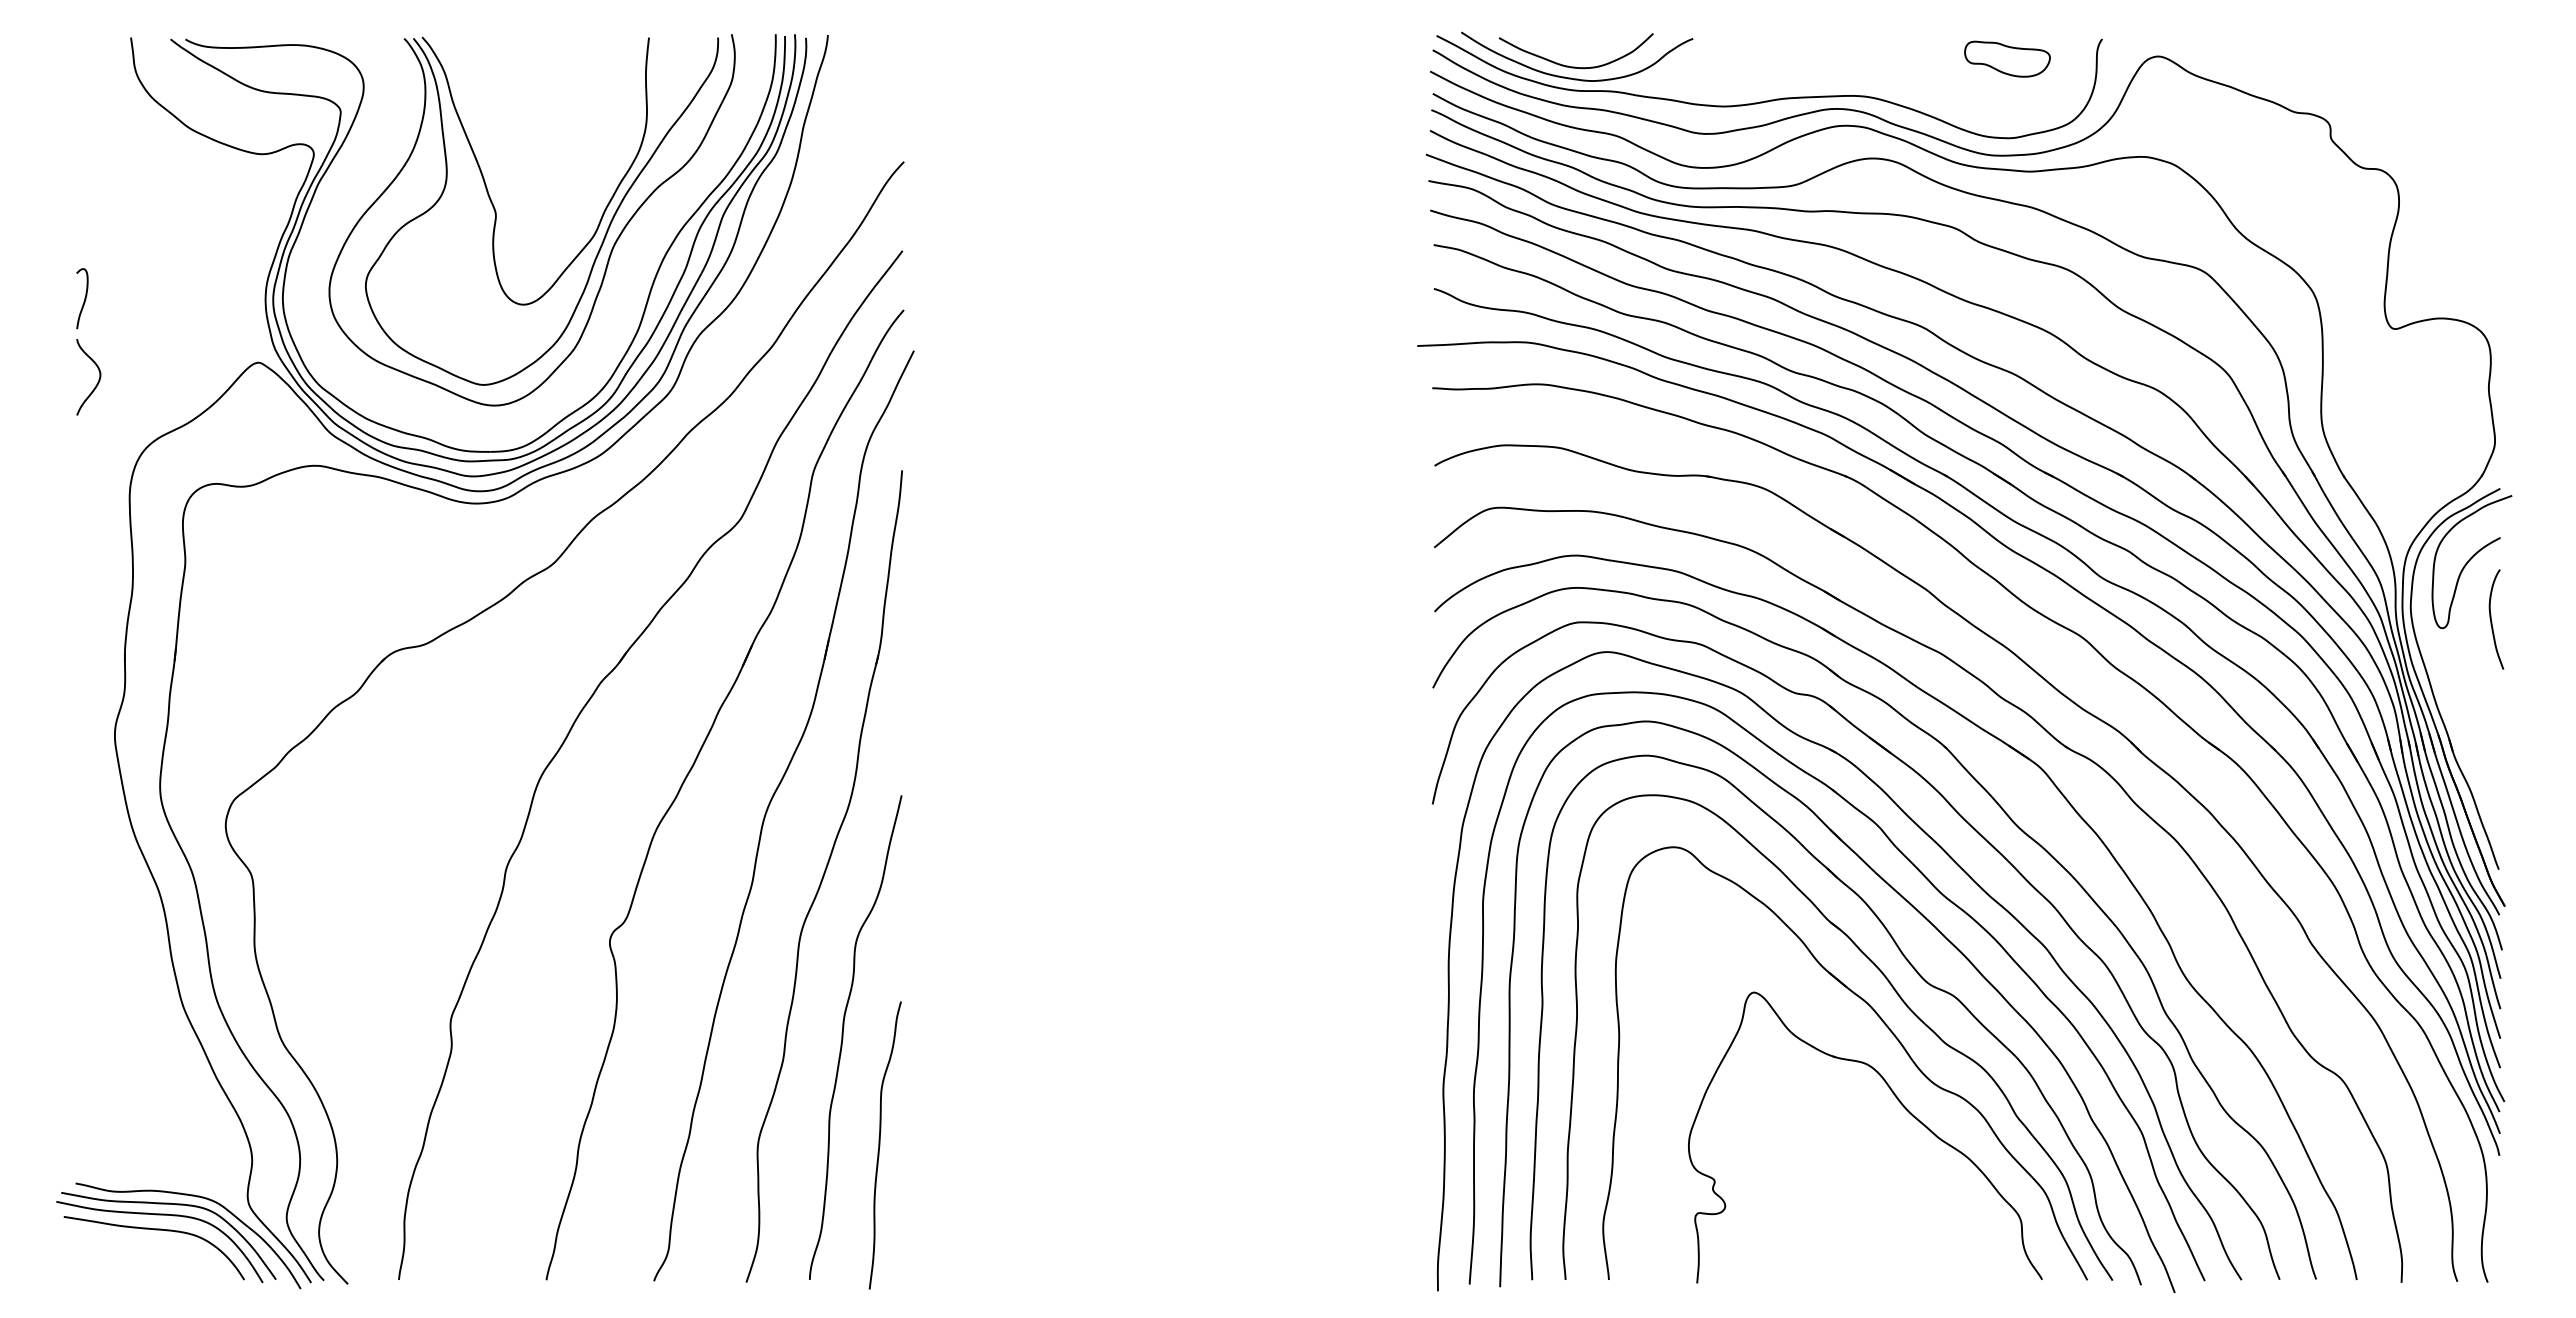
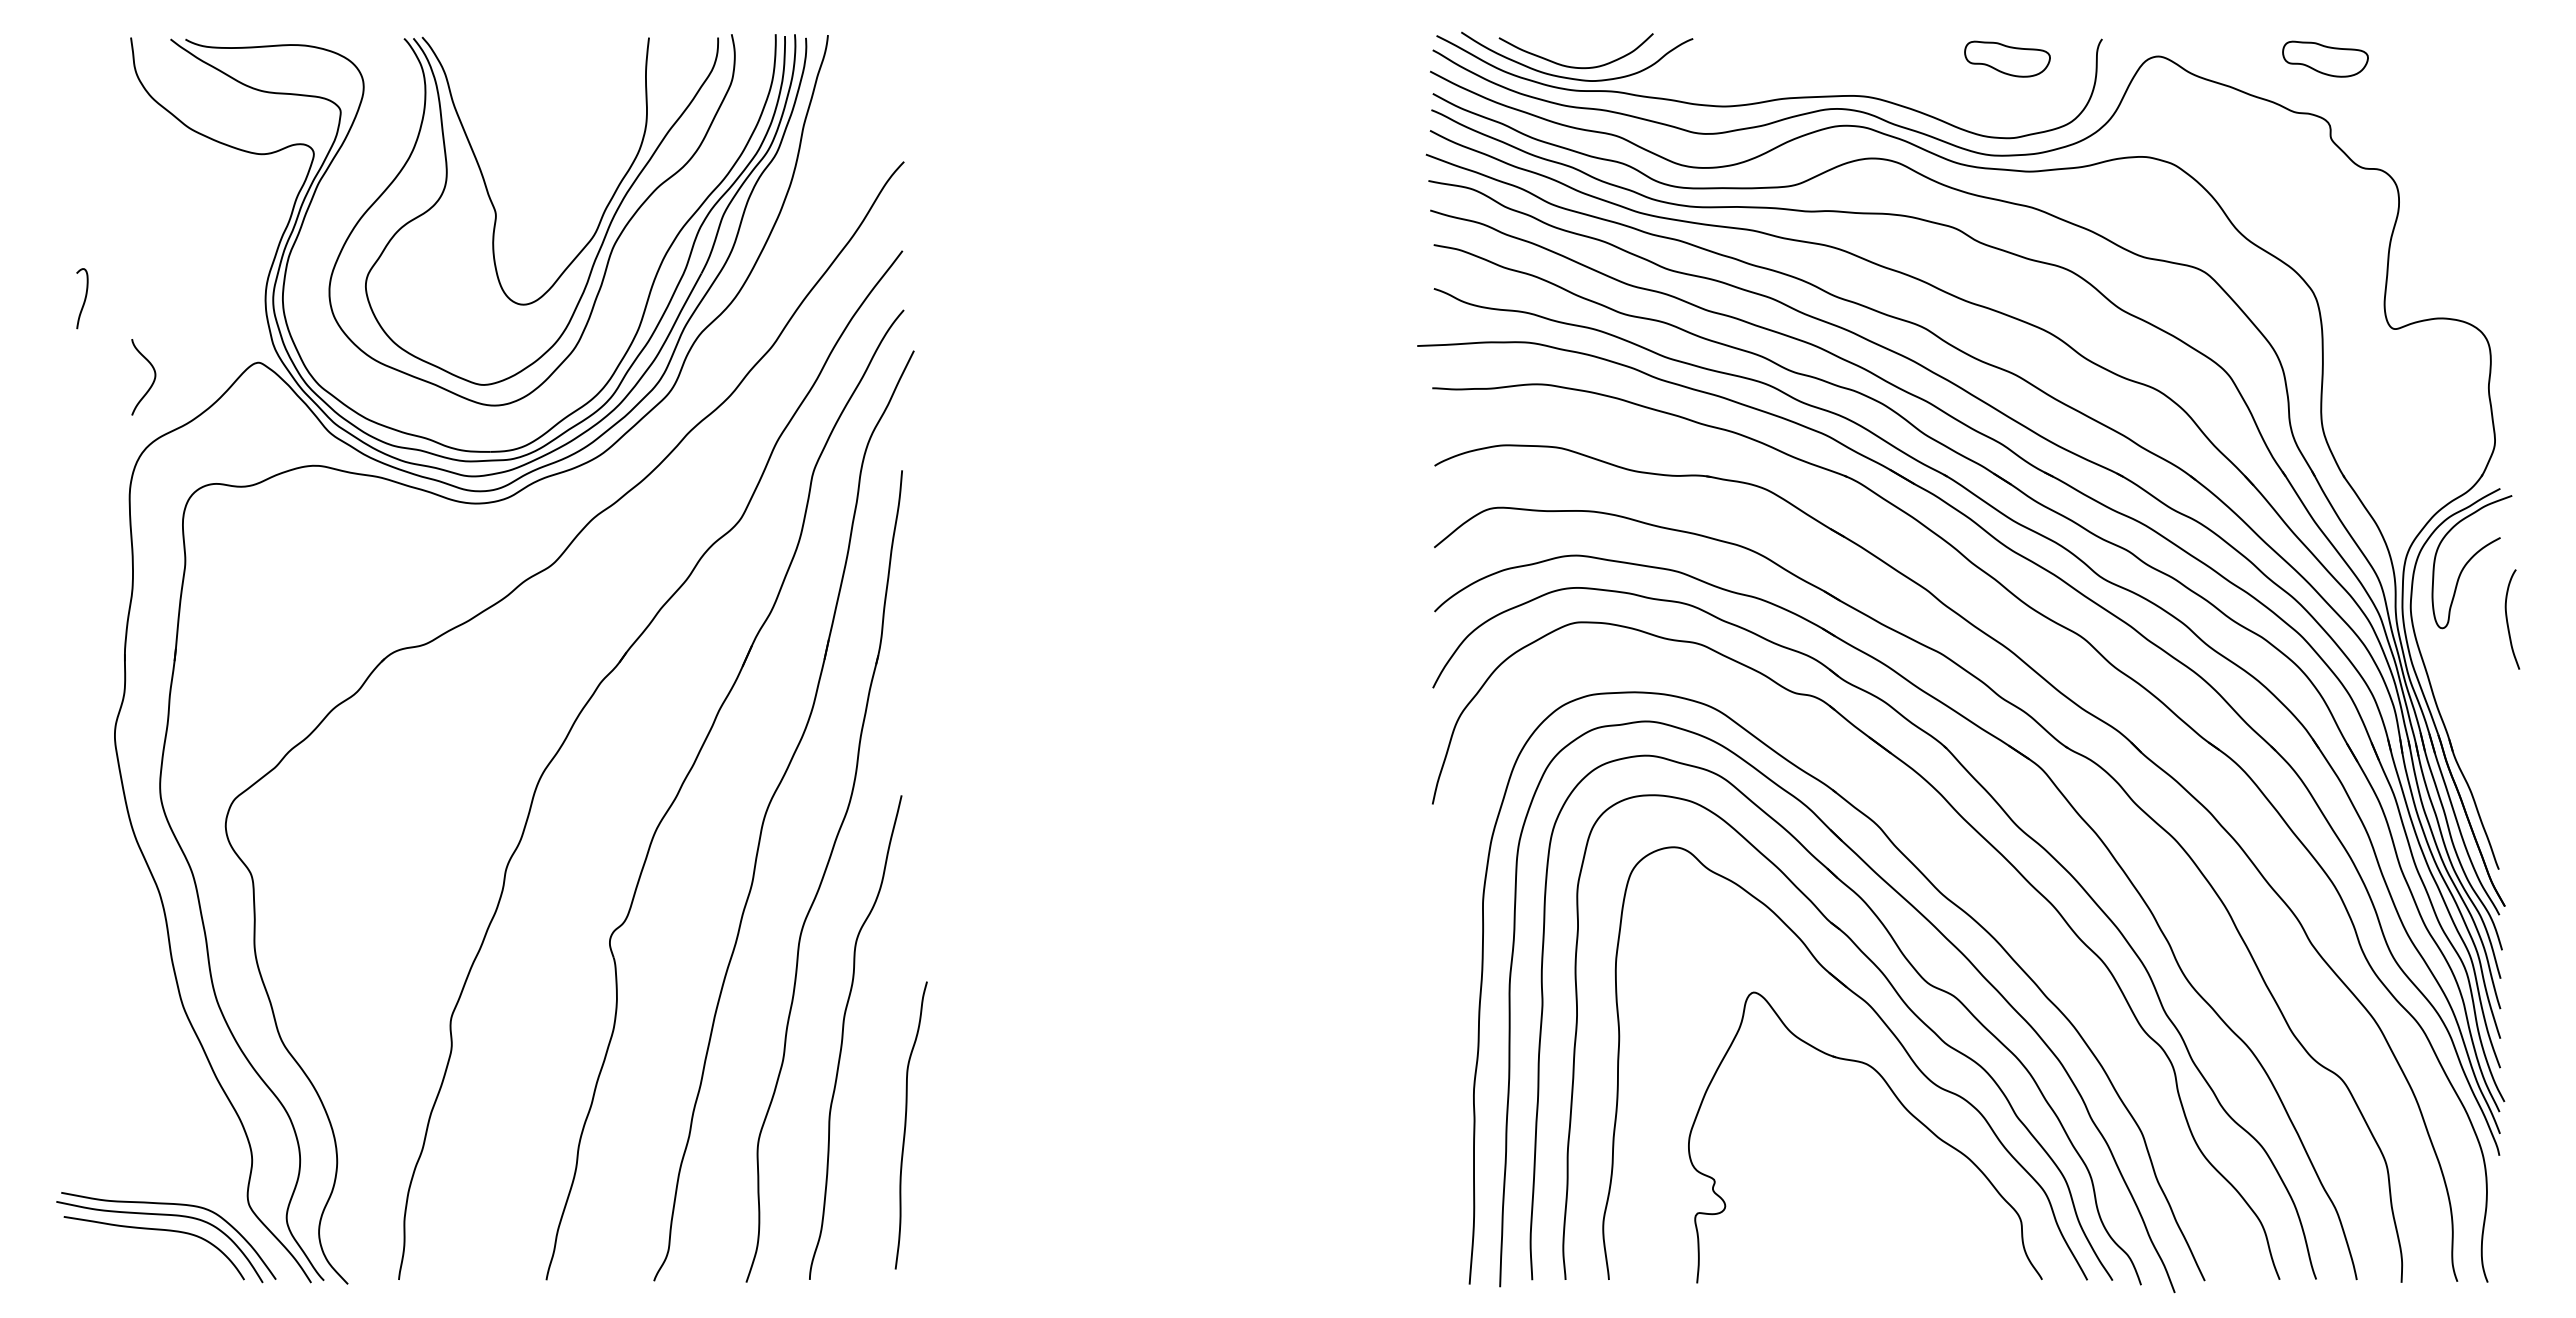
part: none -> present (2325, 58)
curve position: (98, 379) -> (153, 379) (153, 379)
curve position: (2492, 621) -> (2508, 621) (2508, 621)
part: present -> none (1951, 859)
curve position: (880, 1145) -> (906, 1125) (906, 1125)
curve: present -> none (196, 1197)
